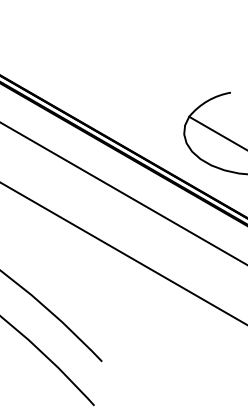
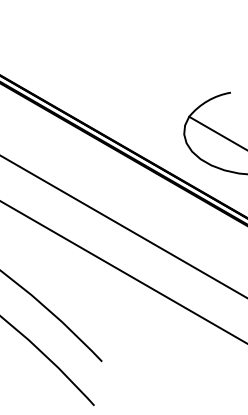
line position: (123, 193) -> (123, 226) (123, 226)
line position: (123, 253) -> (123, 272) (123, 272)
